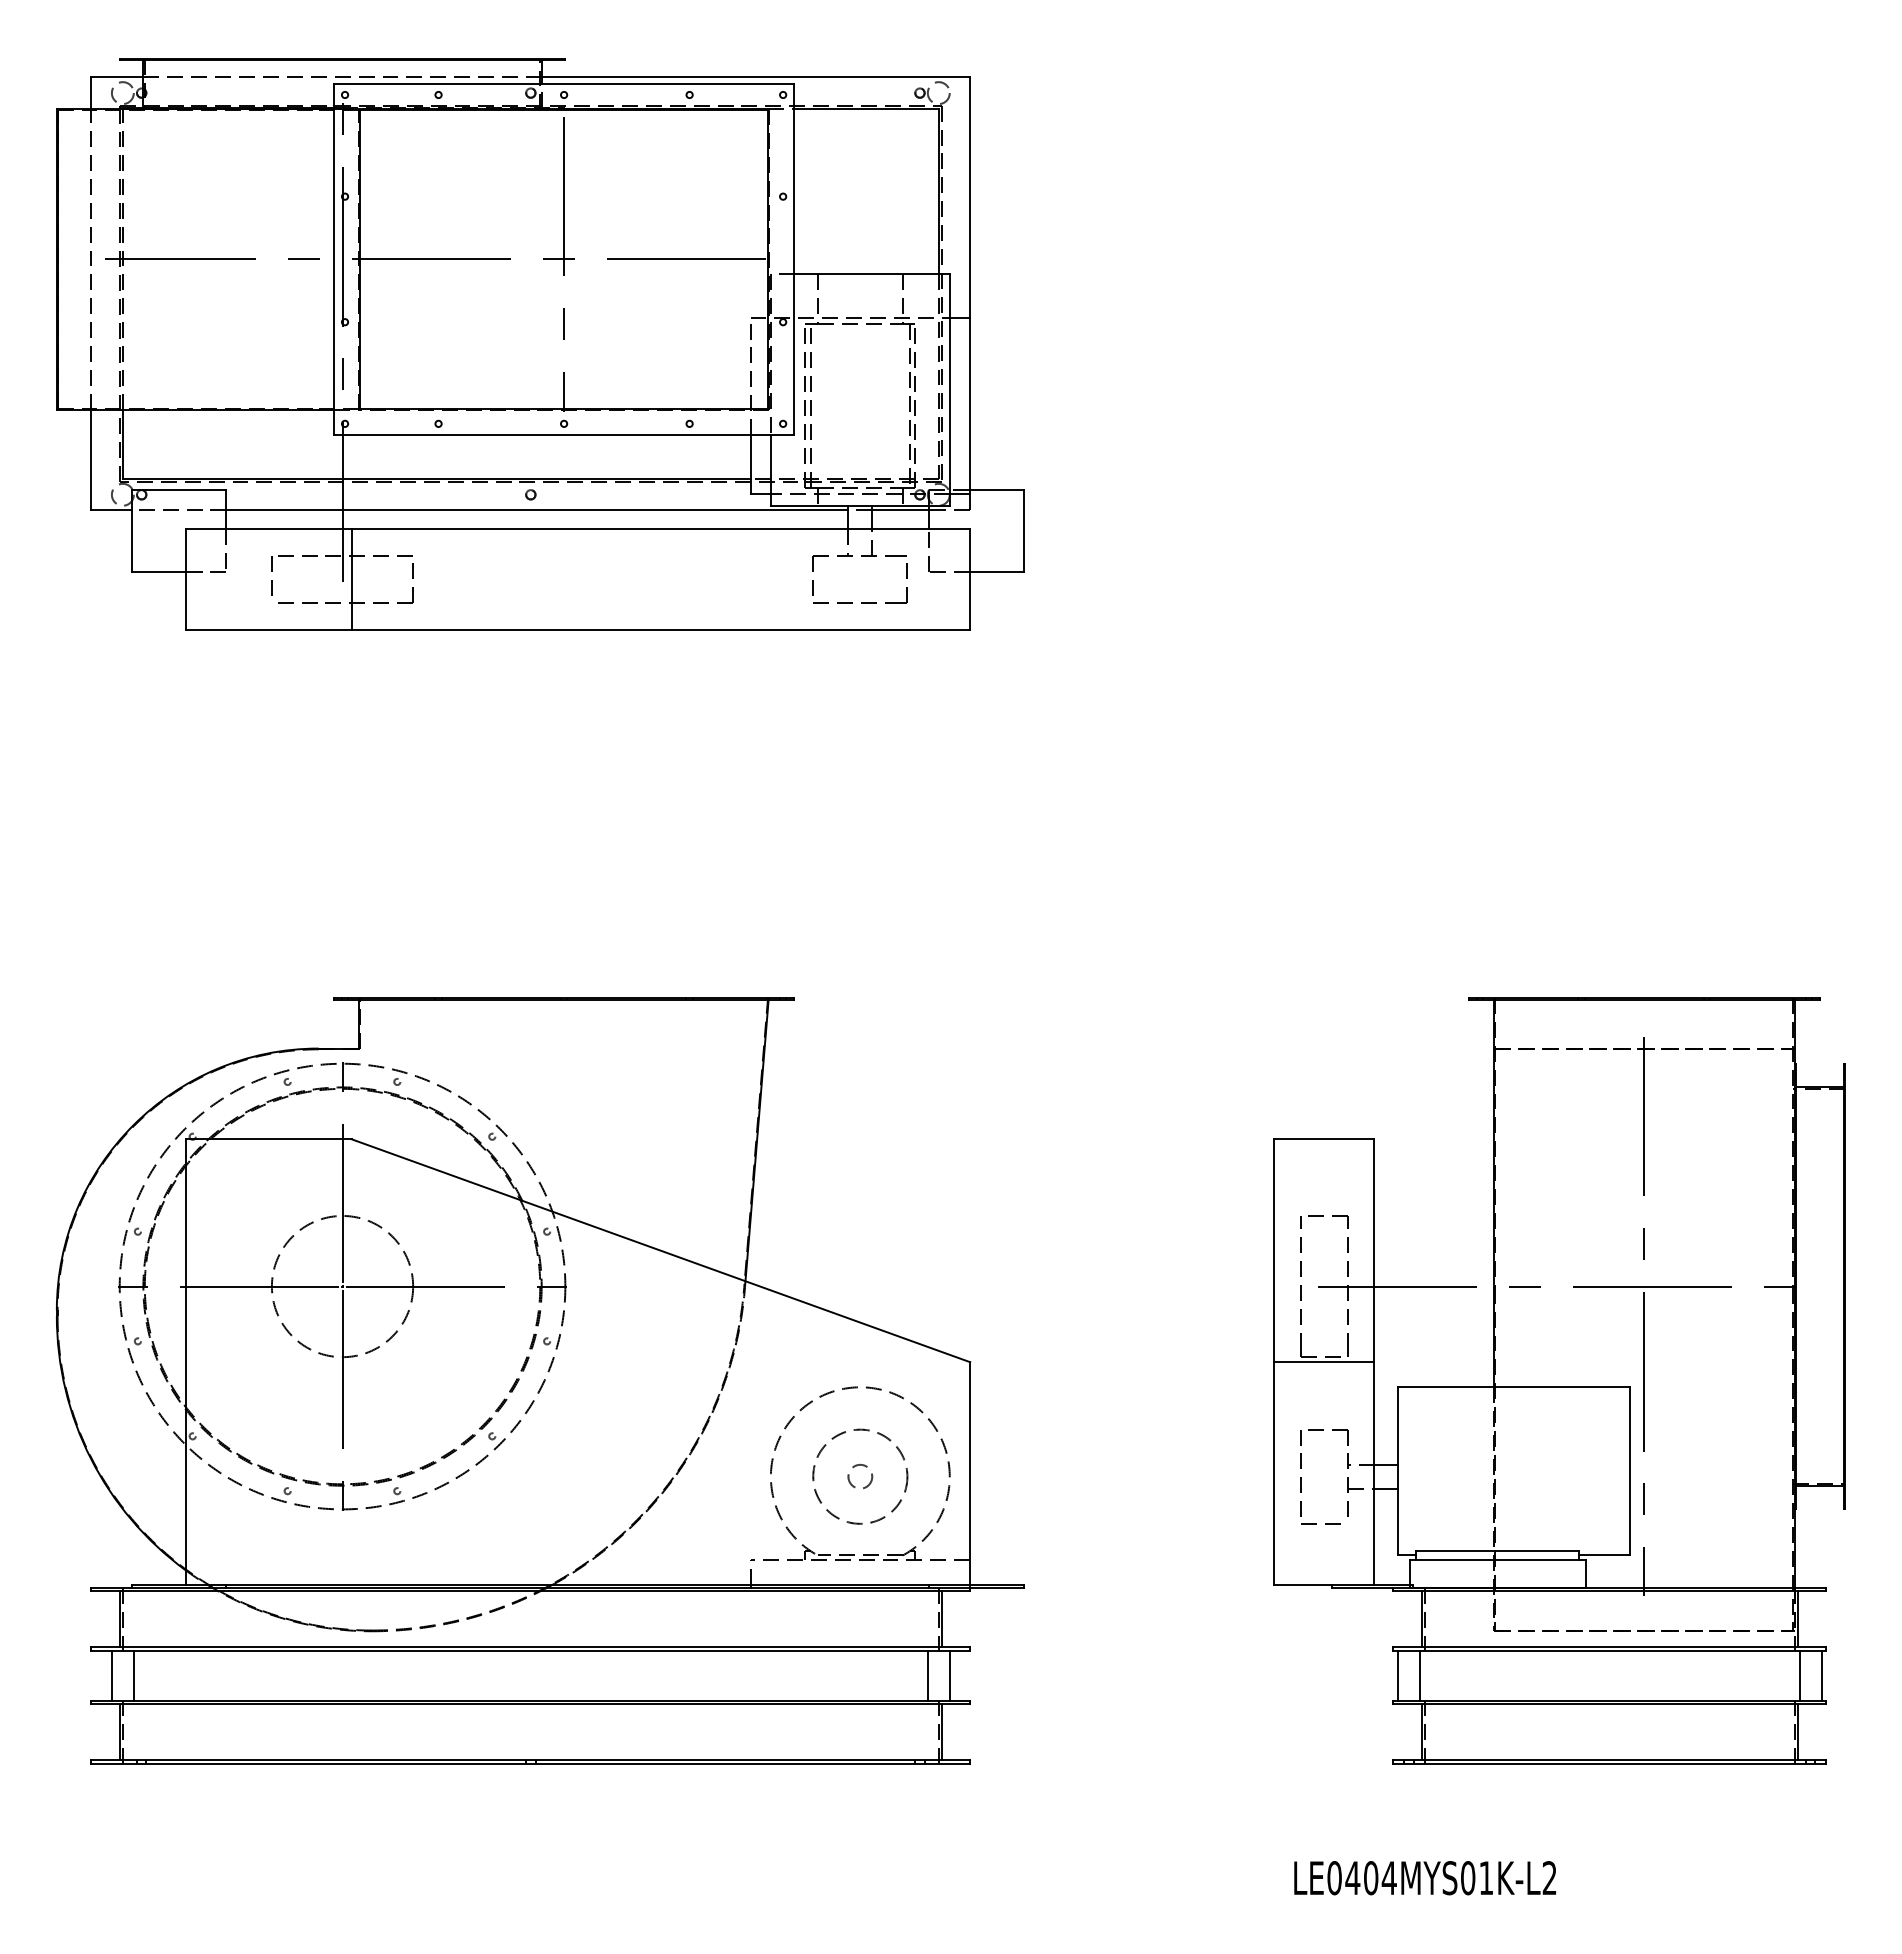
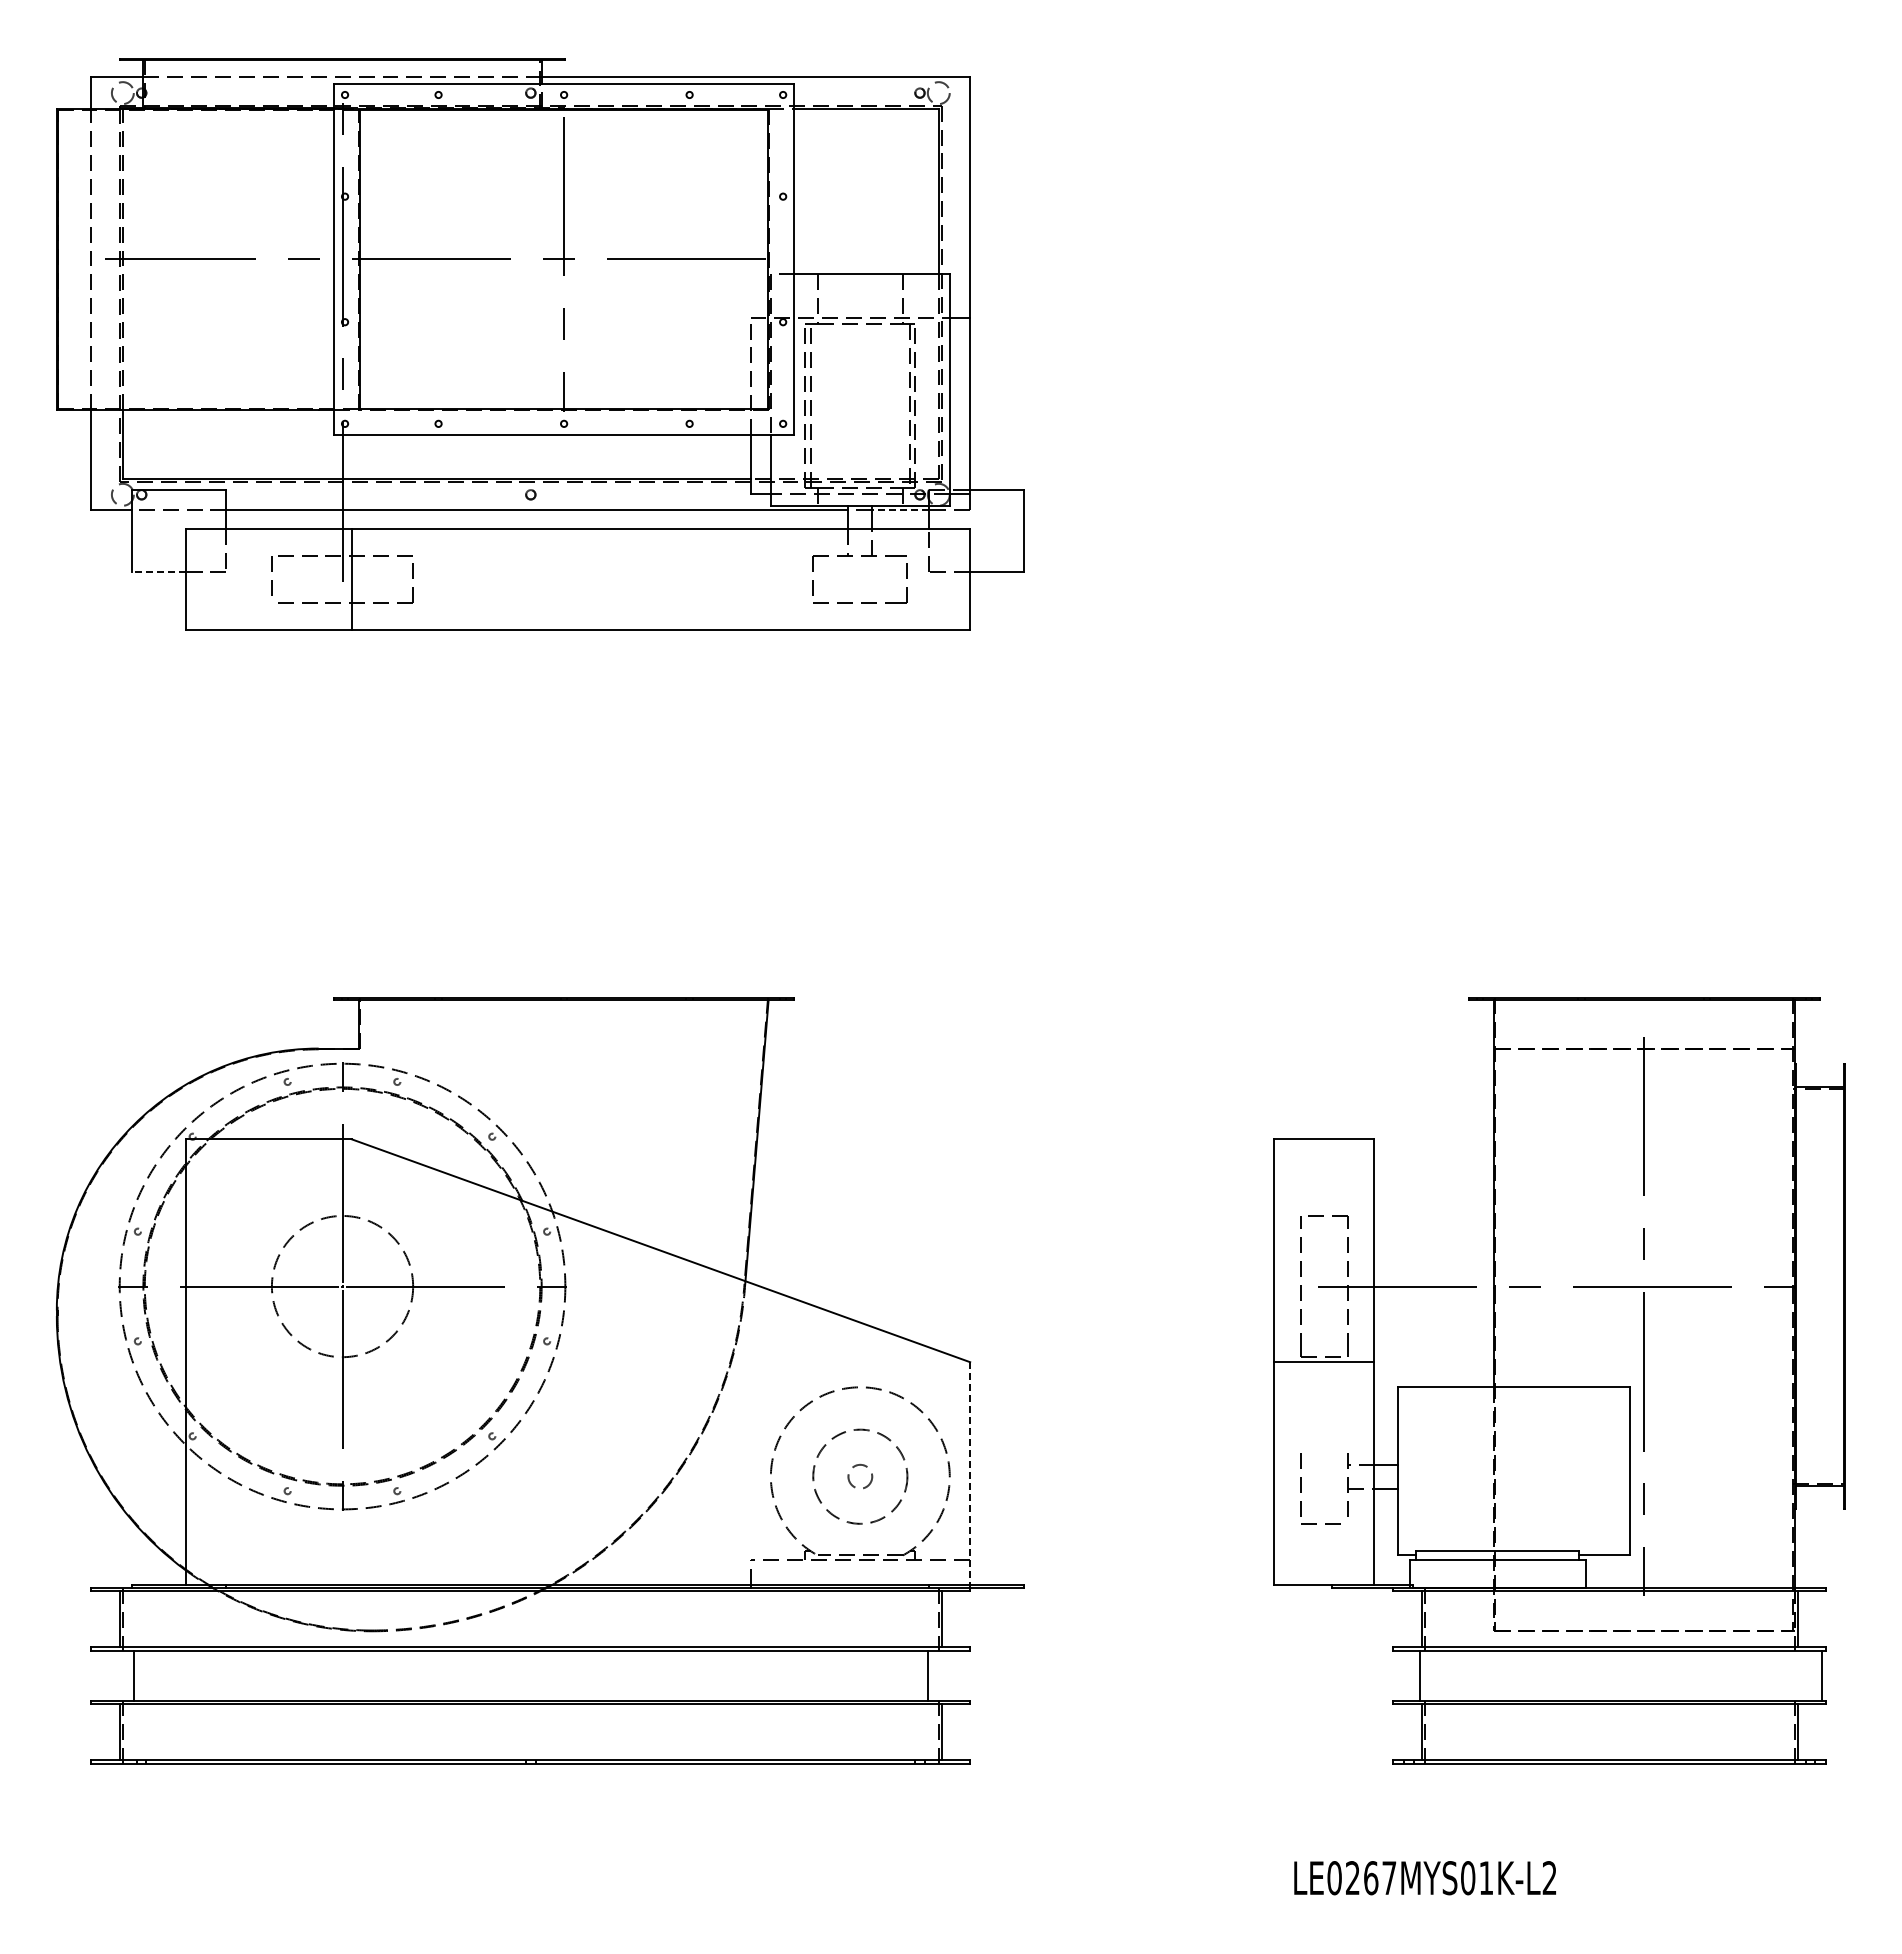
line: solid -> dashed (900, 510)
line: solid -> dashed (158, 572)
part: present -> none (1323, 1430)
line: solid -> dashed (970, 1474)
line: present -> none (111, 1675)
line: present -> none (949, 1675)
line: present -> none (1397, 1675)
line: present -> none (1799, 1675)
text: LE0404MYS01K-L2 -> LE0267MYS01K-L2 (1370, 1878)
